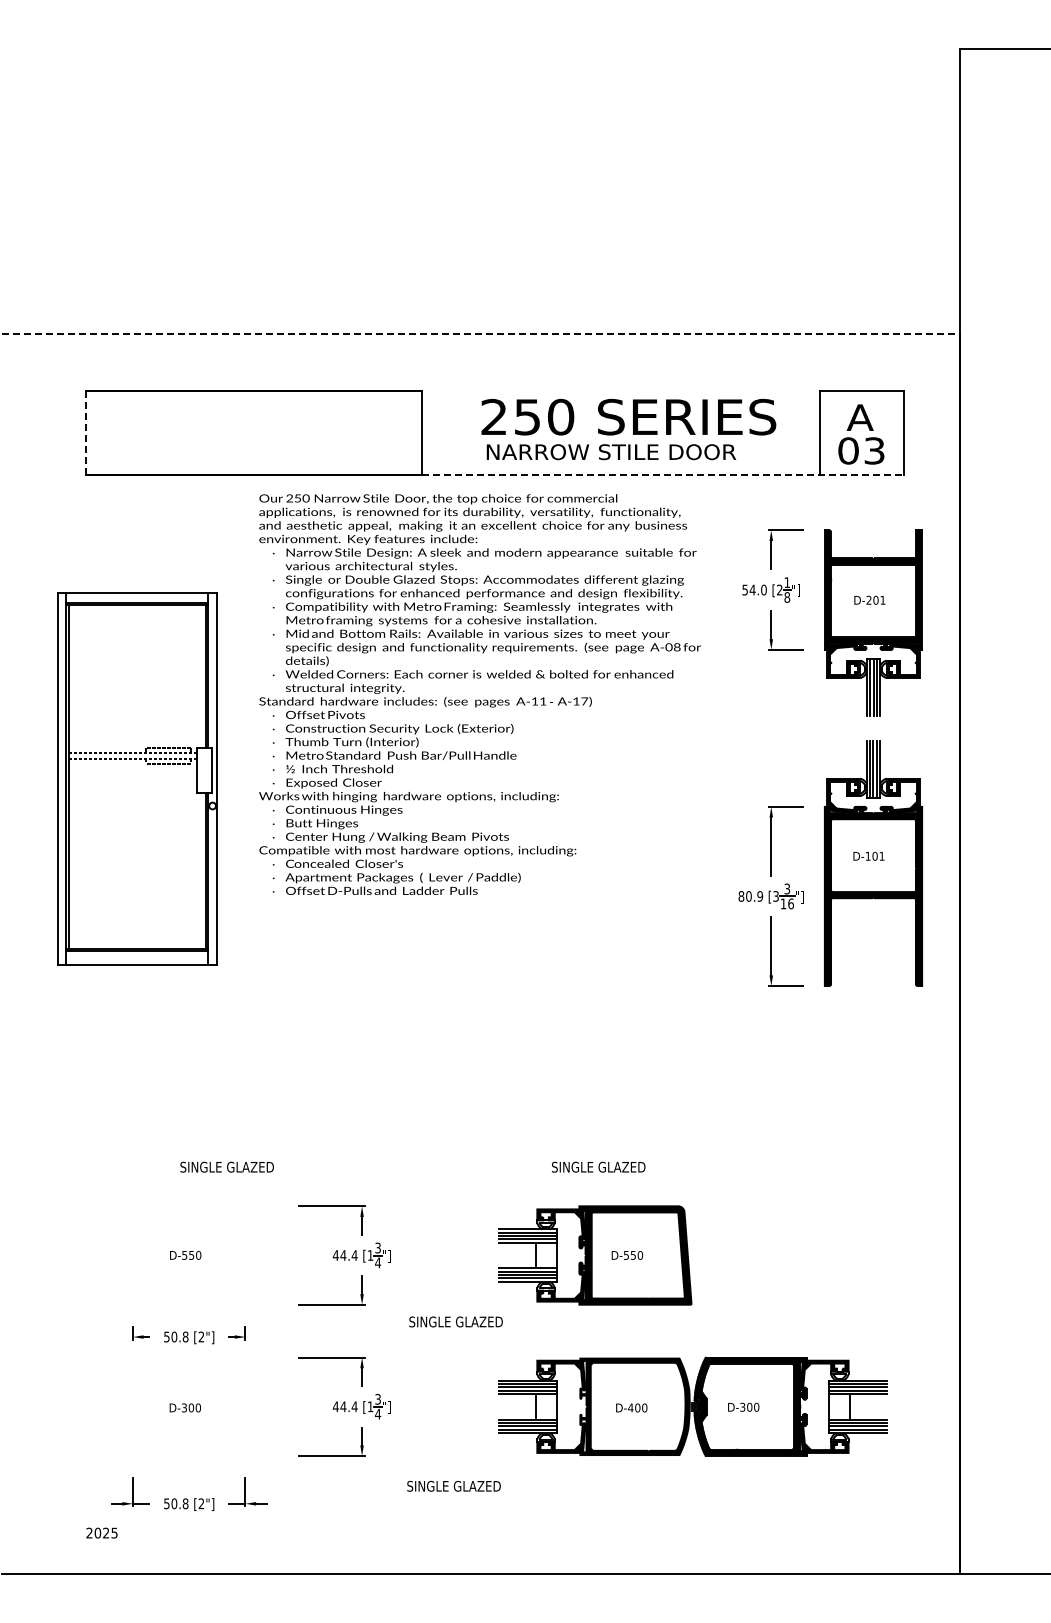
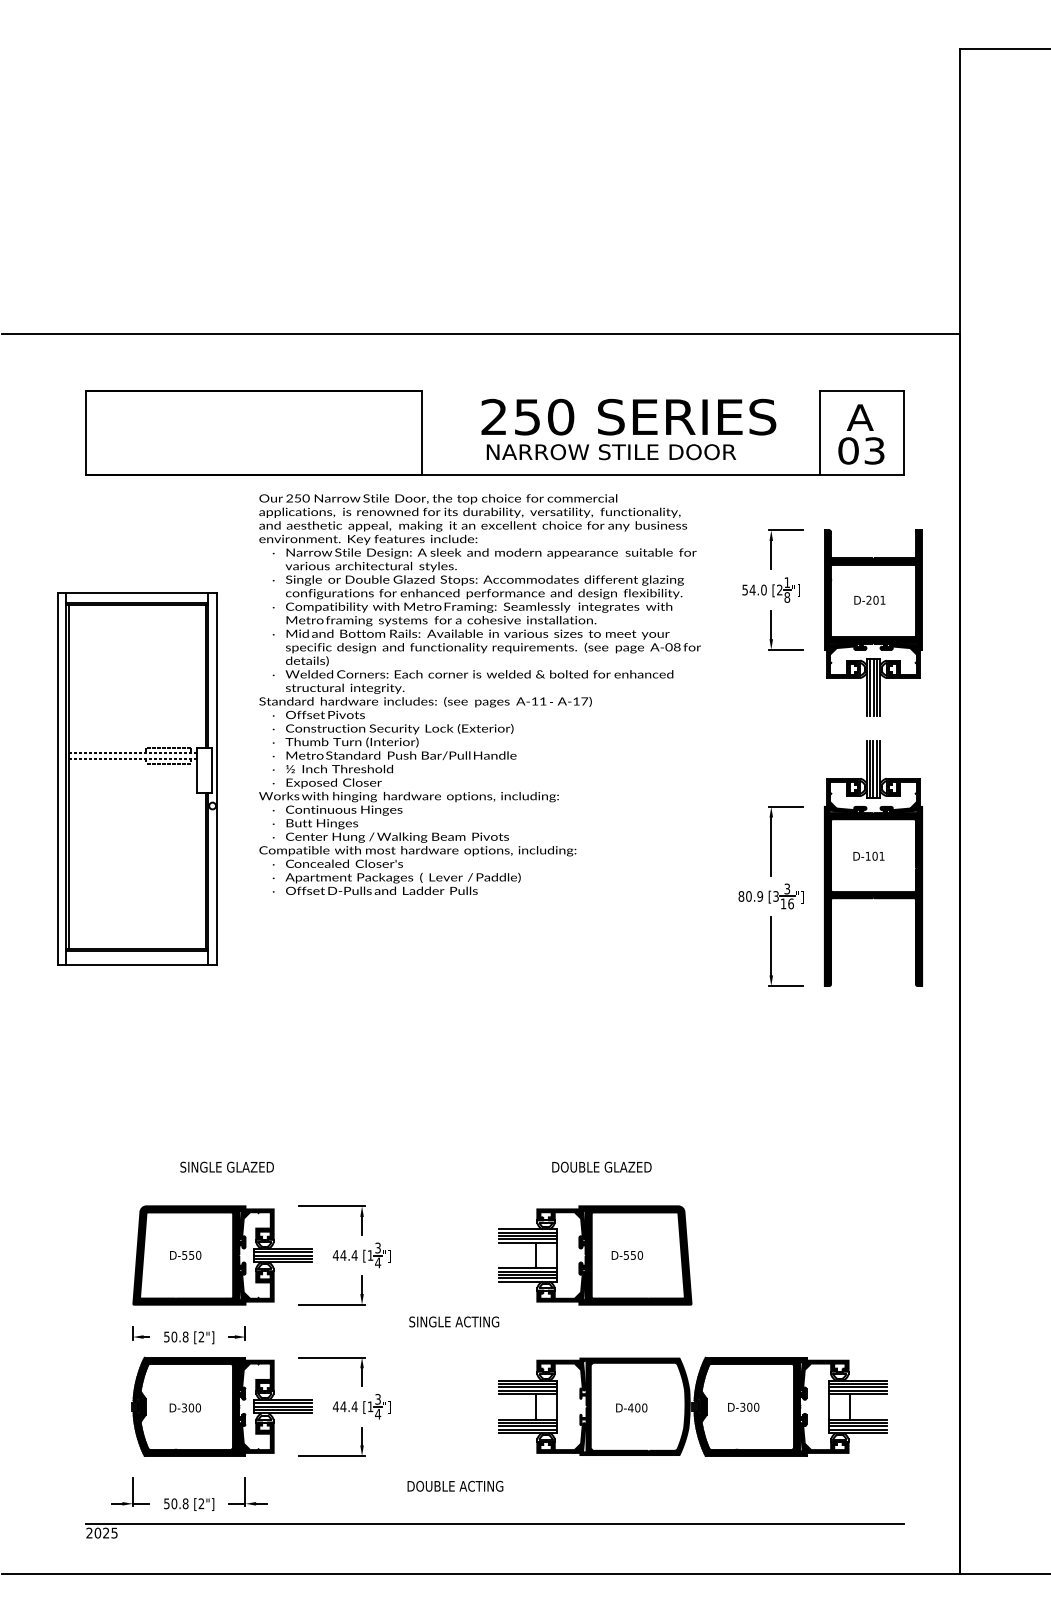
line: dashed -> solid (481, 334)
line: dashed -> solid (85, 432)
line: dashed -> solid (663, 474)
text: SINGLE GLAZED -> DOUBLE GLAZED (601, 1166)
part: none -> present (222, 1255)
text: SINGLE GLAZED -> SINGLE ACTING (478, 1321)
part: none -> present (221, 1406)
text: SINGLE GLAZED -> DOUBLE ACTING (455, 1485)
line: none -> present (494, 1523)
